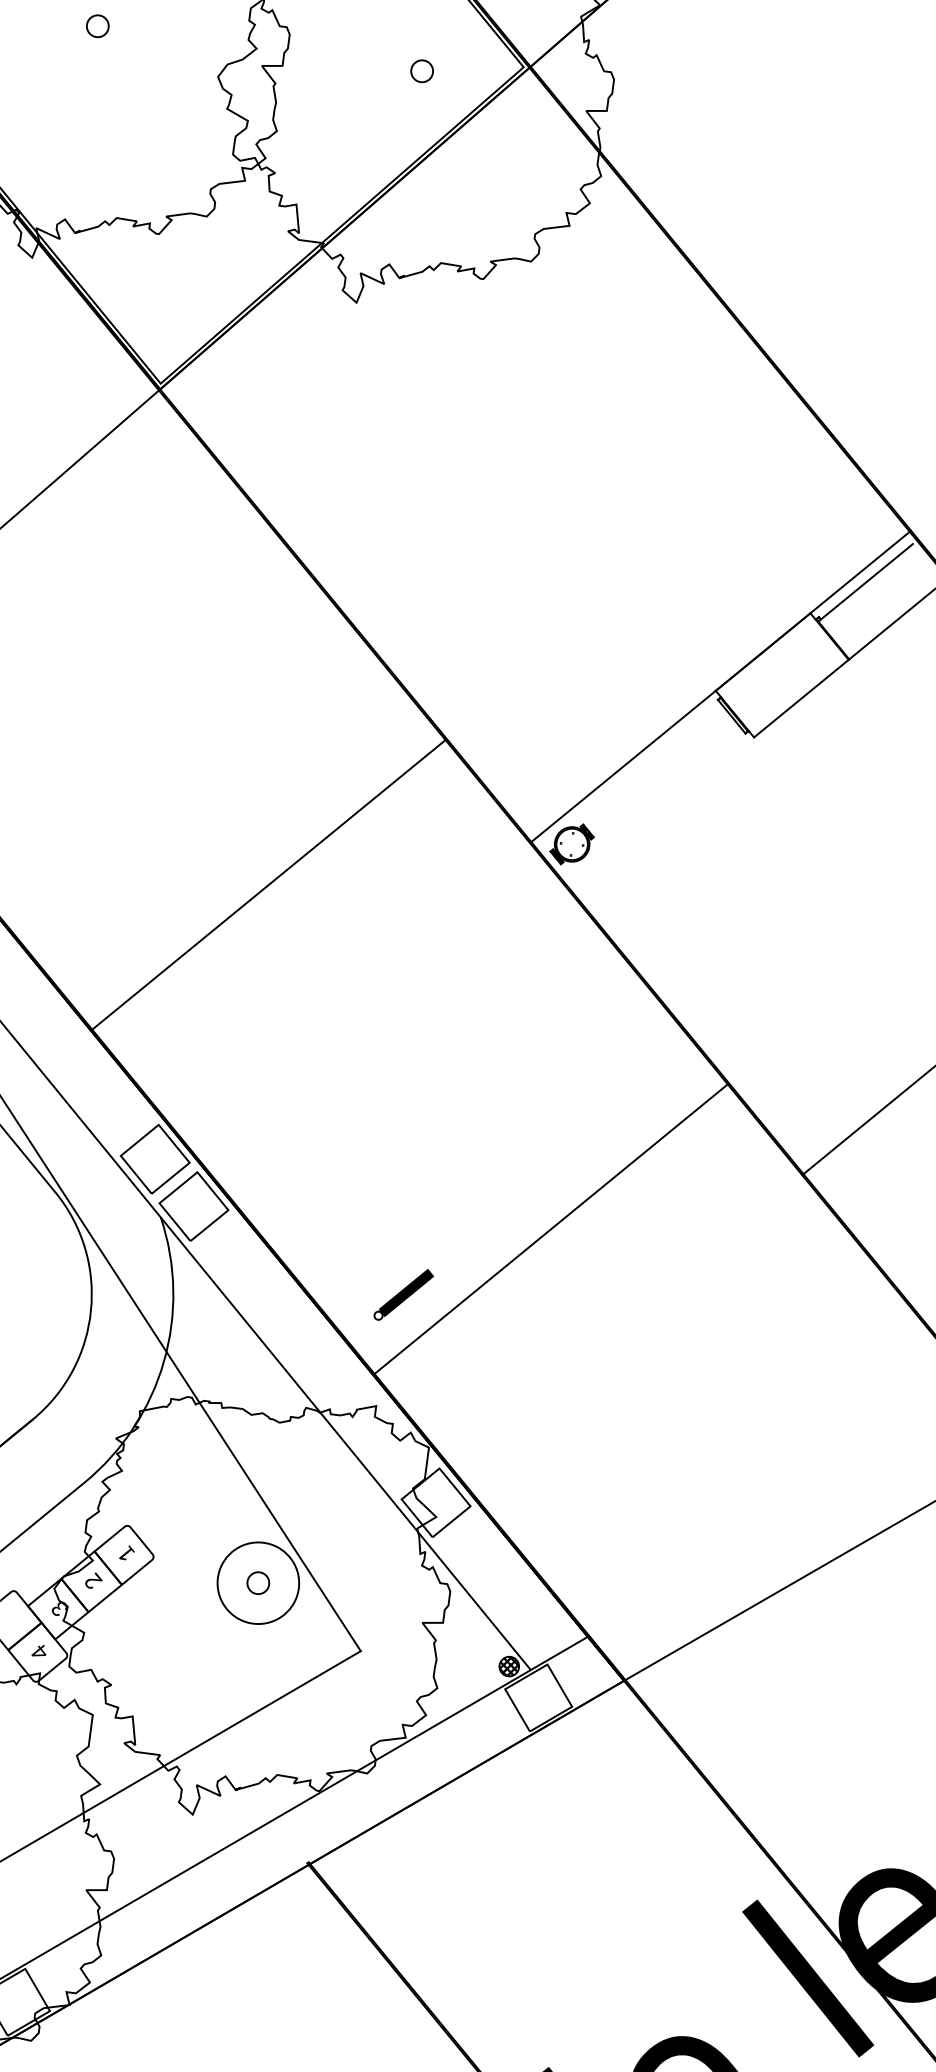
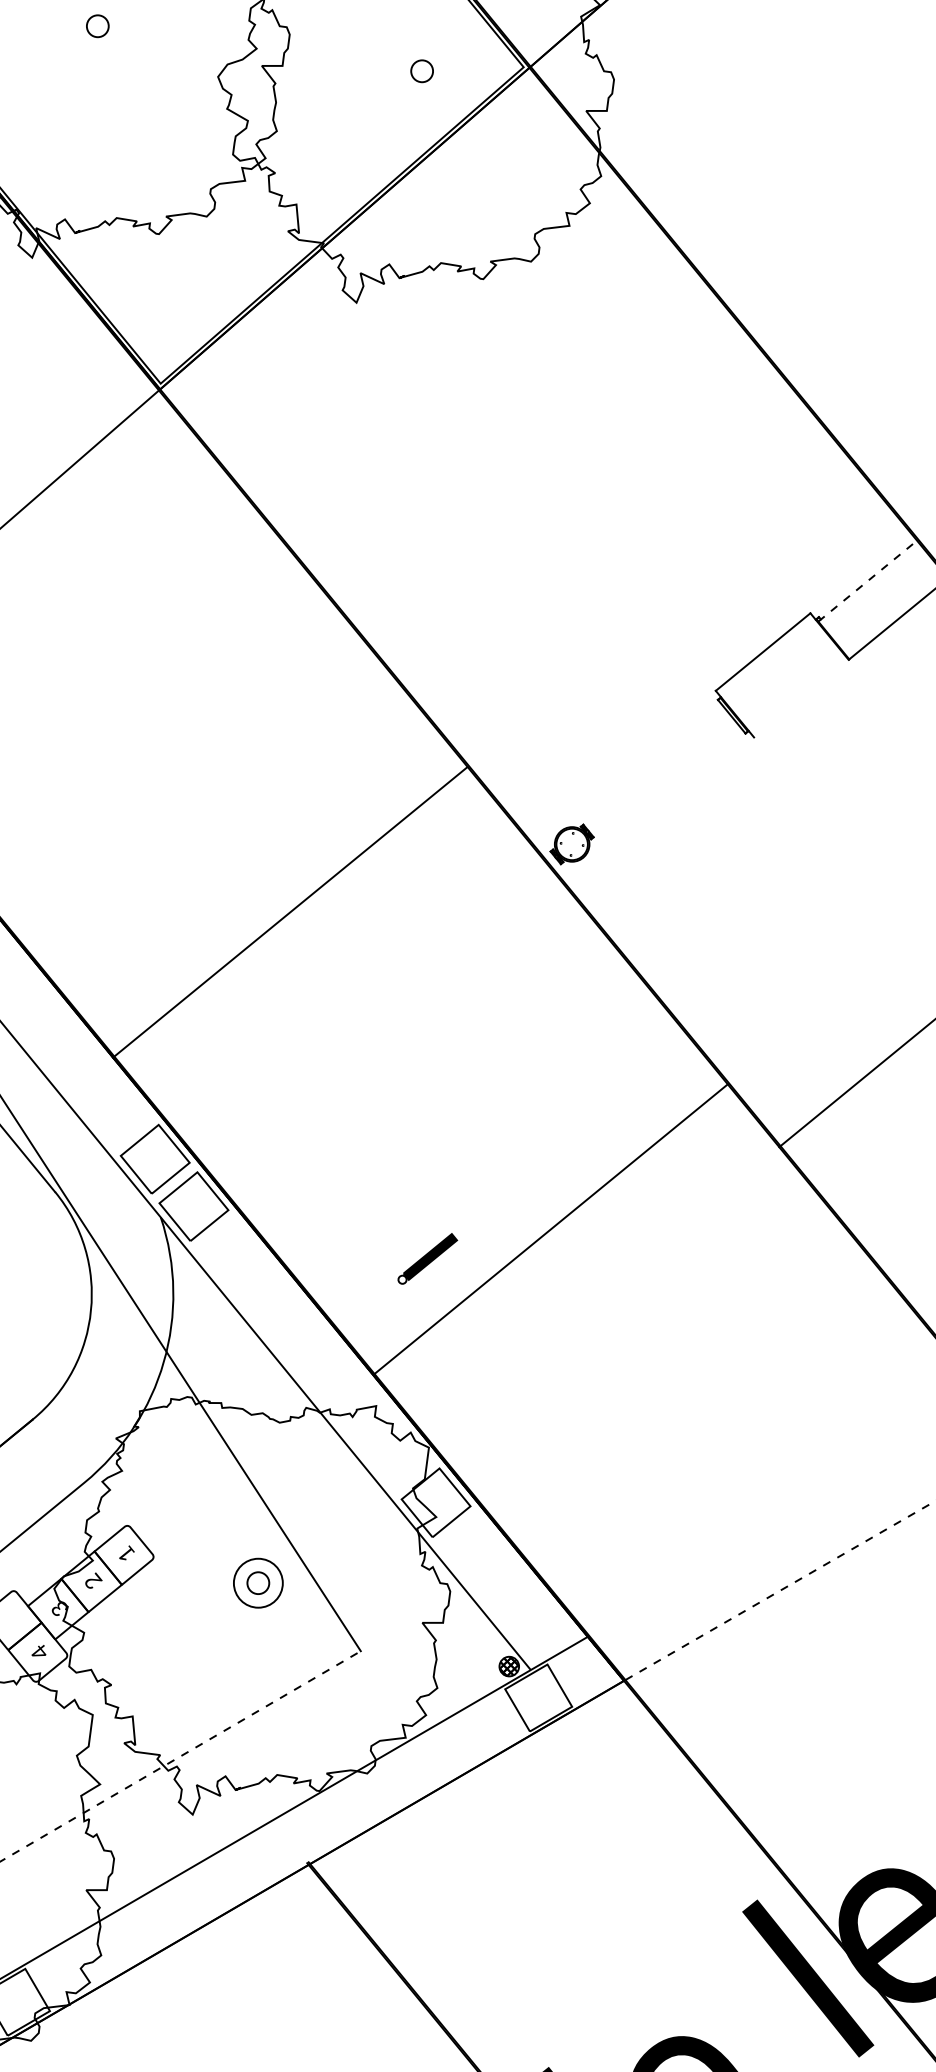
line: solid -> dashed (866, 582)
line: present -> none (720, 686)
line: present -> none (801, 698)
line position: (268, 885) -> (290, 912) (290, 912)
line position: (867, 1121) -> (855, 1084) (855, 1084)
part position: (403, 1294) -> (427, 1258) (427, 1258)
circle diameter: 82 px -> 49 px (257, 1582)
line: solid -> dashed (780, 1590)
line: solid -> dashed (180, 1756)
